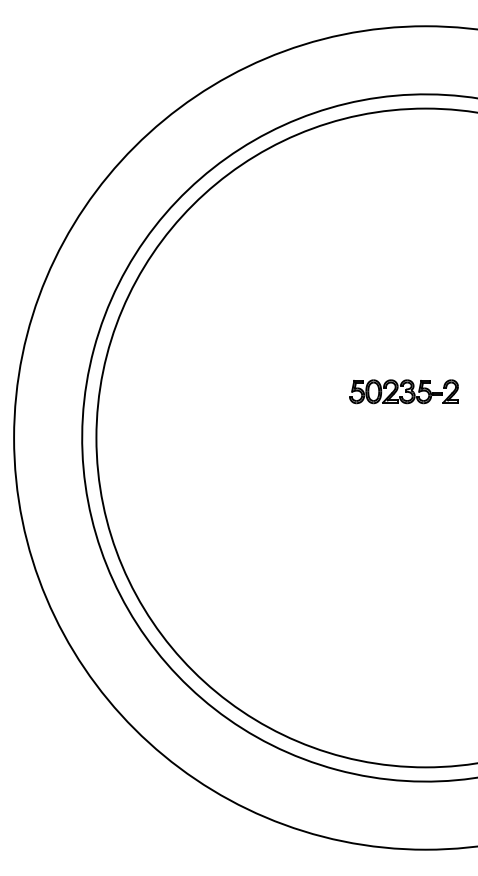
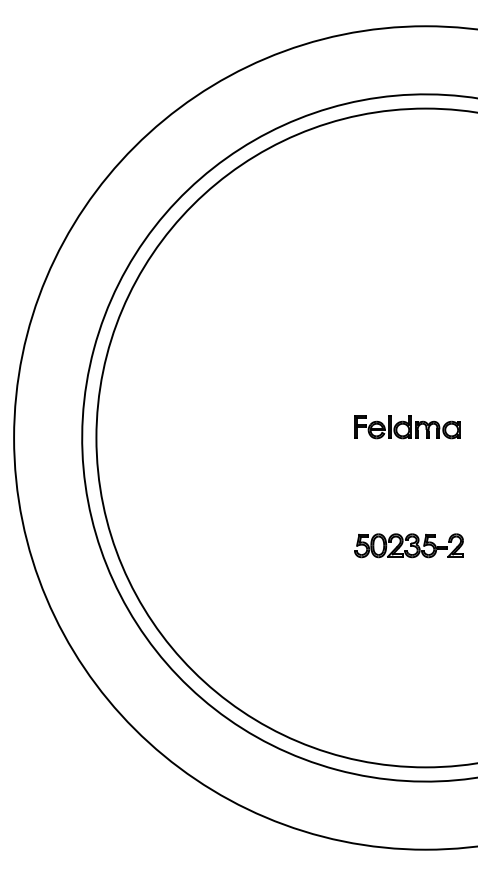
part position: (403, 391) -> (408, 545) (408, 545)
part: none -> present (407, 427)
